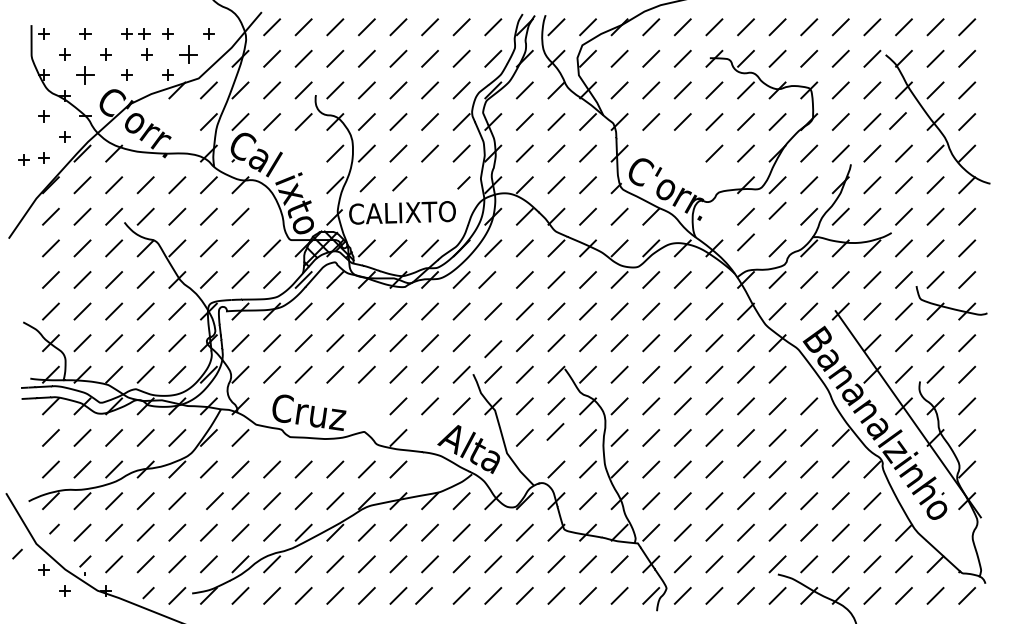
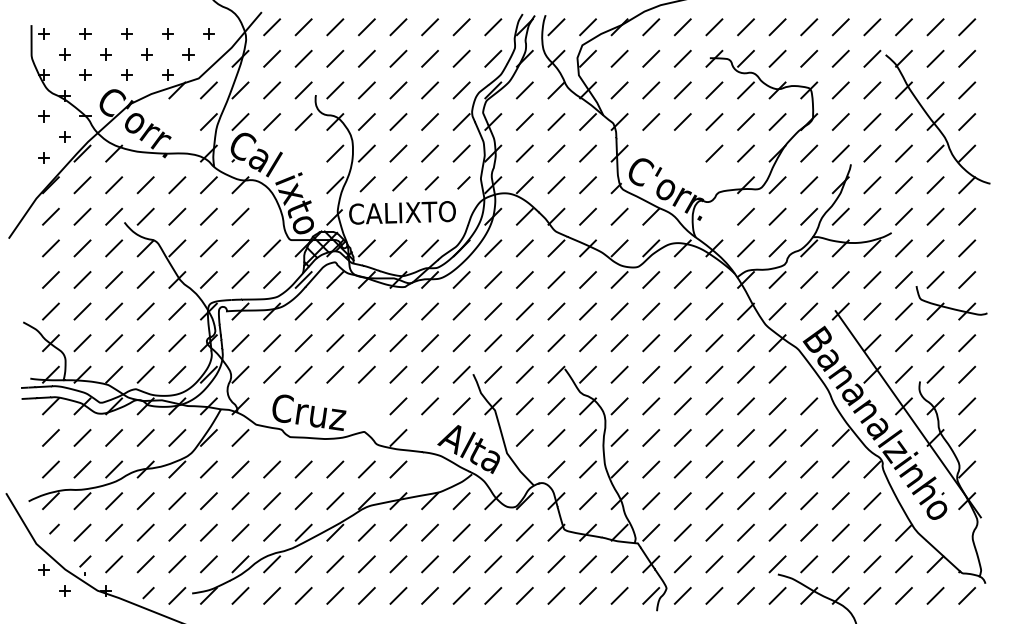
part: present -> none (144, 33)
part size: 19x19 px -> 13x13 px (188, 54)
part size: 19x19 px -> 13x12 px (85, 74)
line position: (897, 120) -> (903, 121) (903, 121)
part: present -> none (23, 159)
line: none -> present (431, 183)
line position: (777, 210) -> (777, 216) (777, 216)
line position: (745, 242) -> (745, 248) (745, 248)
line position: (487, 279) -> (493, 279) (493, 279)
line position: (493, 349) -> (493, 343) (493, 343)
line position: (555, 431) -> (556, 437) (556, 437)
line position: (751, 469) -> (745, 469) (745, 469)
line position: (214, 500) -> (208, 500) (208, 500)
line: present -> none (17, 553)
line position: (423, 595) -> (429, 595) (429, 595)
